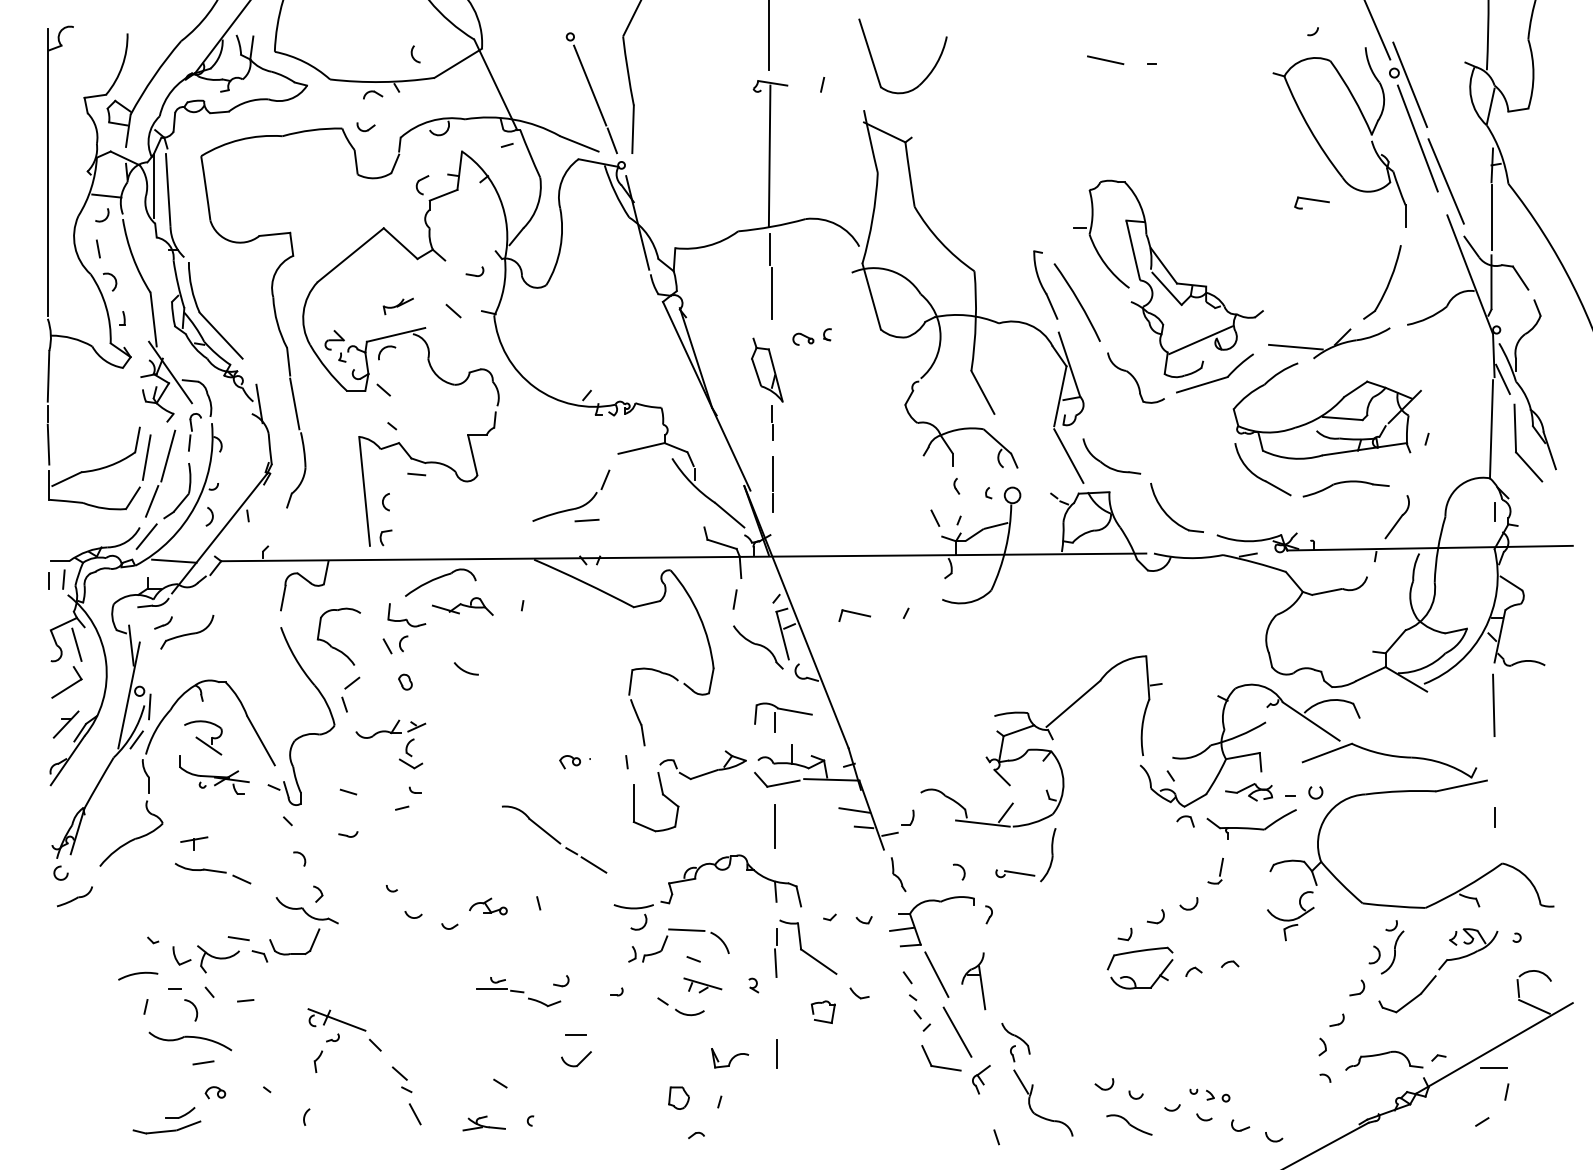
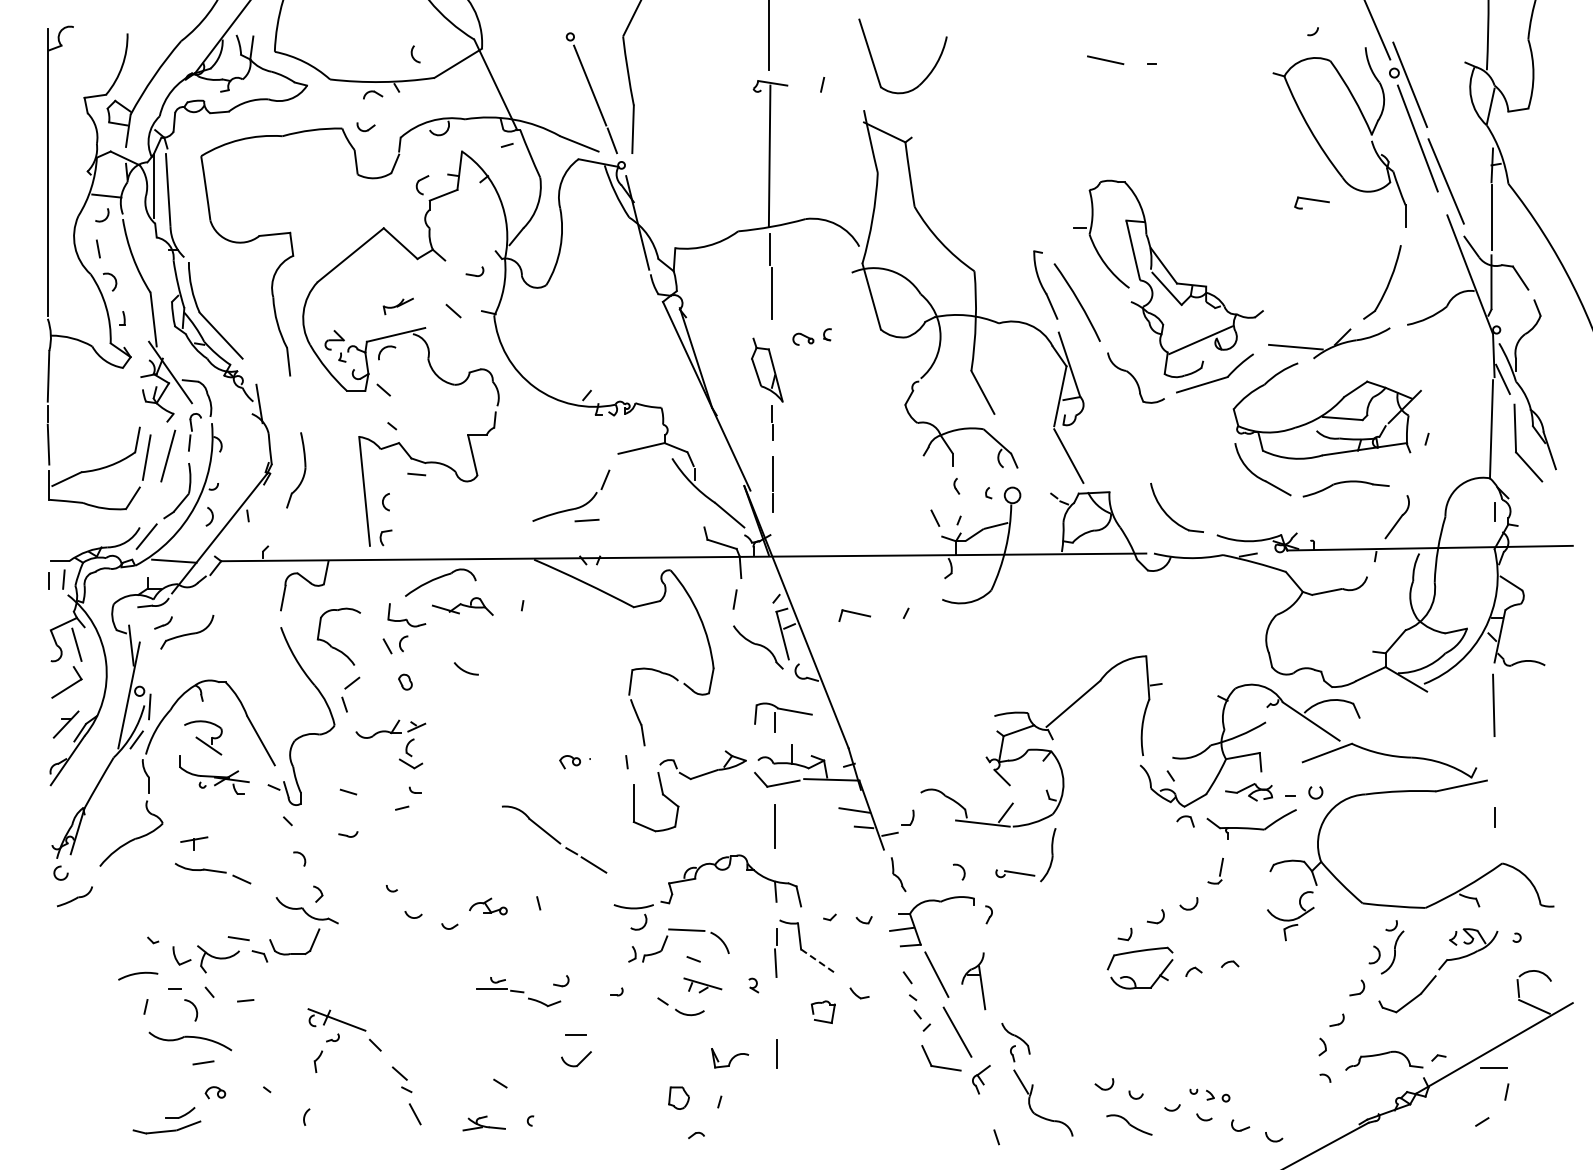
line: present -> none (294, 403)
part: present -> none (1107, 465)
line: present -> none (151, 501)
line: solid -> dashed (819, 961)
